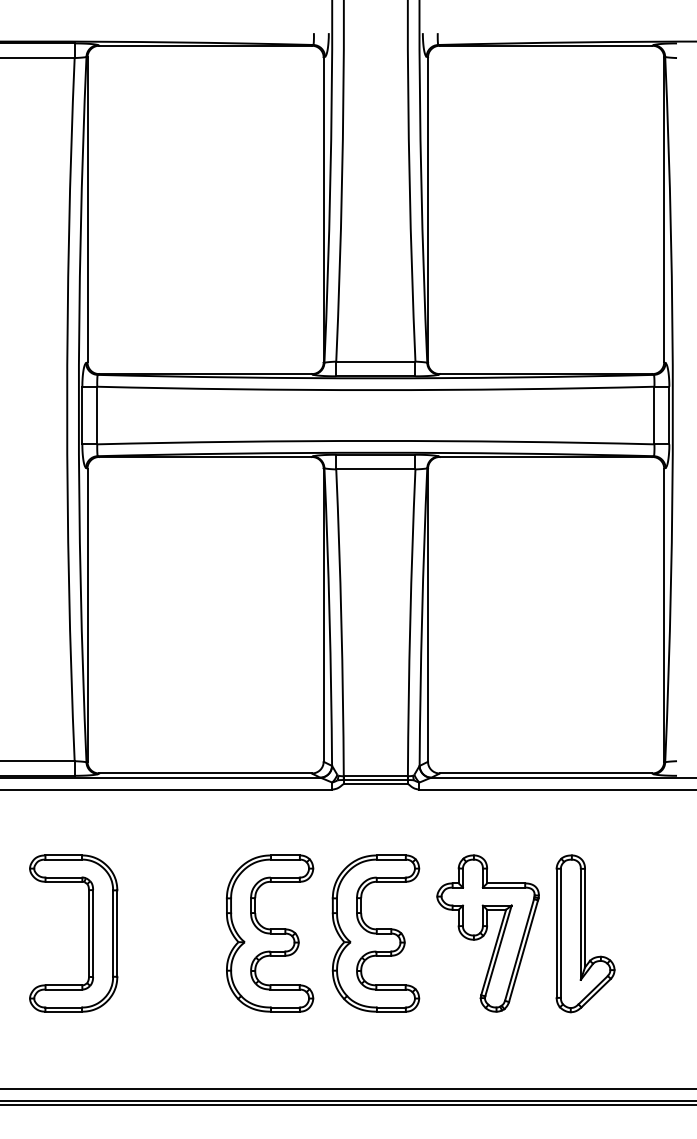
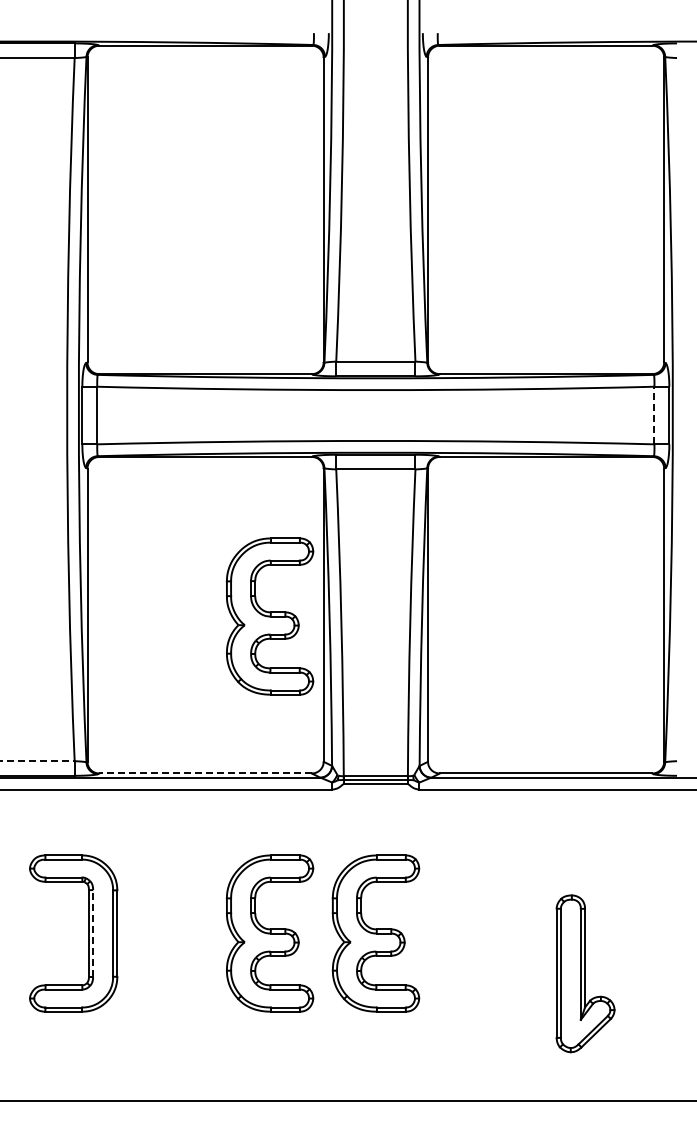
line: solid -> dashed (654, 415)
part: none -> present (269, 616)
line: solid -> dashed (37, 761)
line: solid -> dashed (205, 773)
line: solid -> dashed (93, 933)
part: present -> none (487, 933)
part position: (585, 933) -> (585, 973) (585, 973)
line: present -> none (347, 1088)
line: present -> none (347, 1104)
